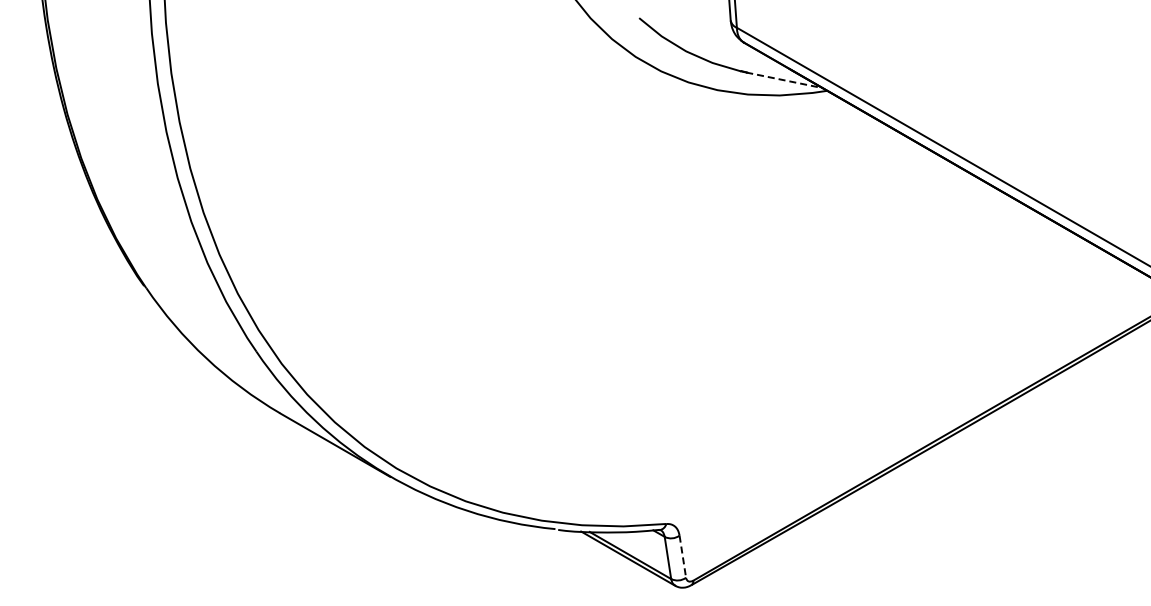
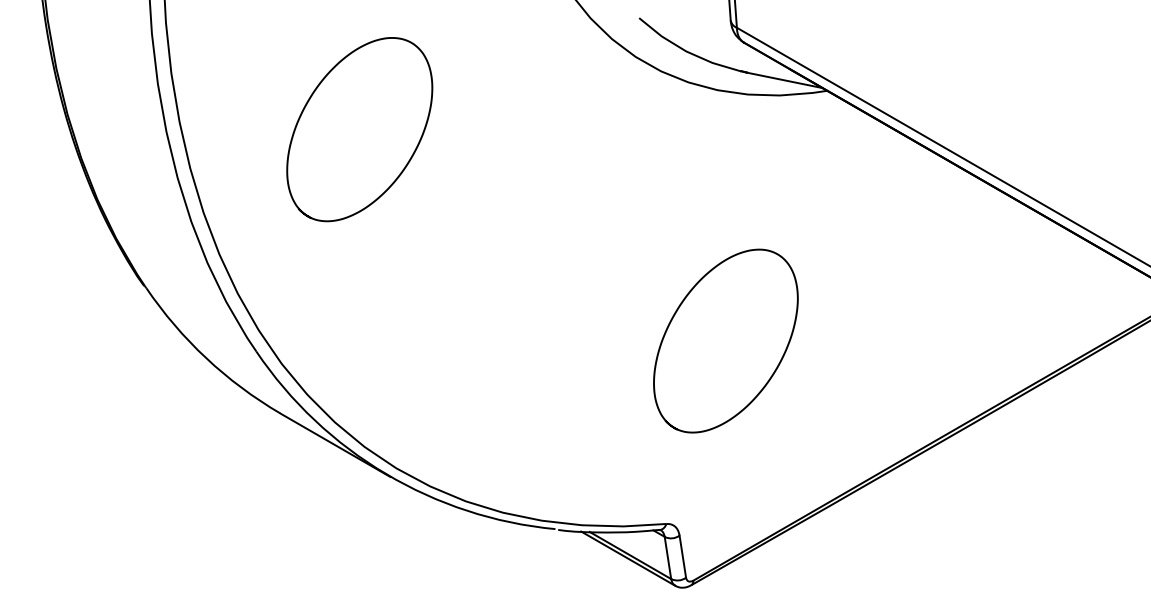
line: dashed -> solid (784, 80)
curve: none -> present (309, 101)
curve: none -> present (675, 315)
line: dashed -> solid (682, 557)
